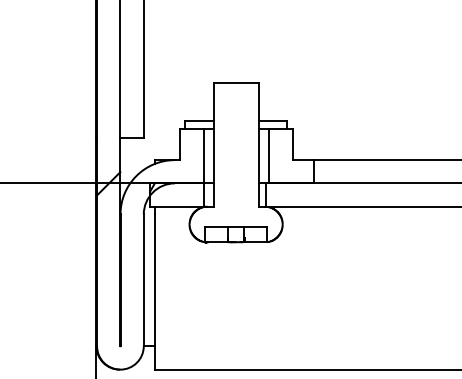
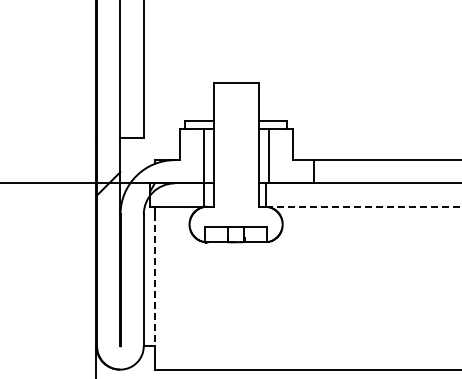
line: solid -> dashed (364, 206)
line: solid -> dashed (155, 280)
